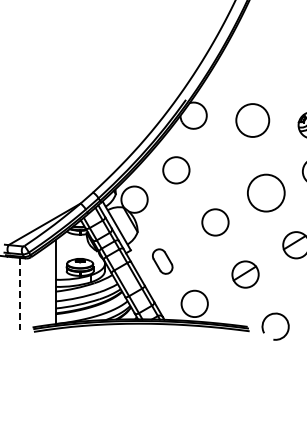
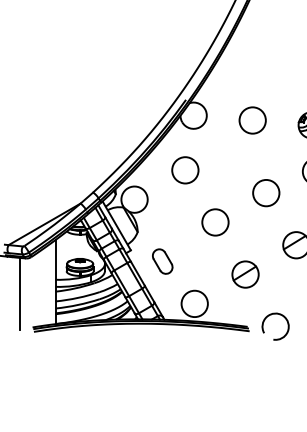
circle size: 36x35 px -> 29x29 px (252, 120)
circle position: (176, 170) -> (185, 170) (185, 170)
circle diameter: 37 px -> 26 px (266, 192)
line: dashed -> solid (19, 293)
